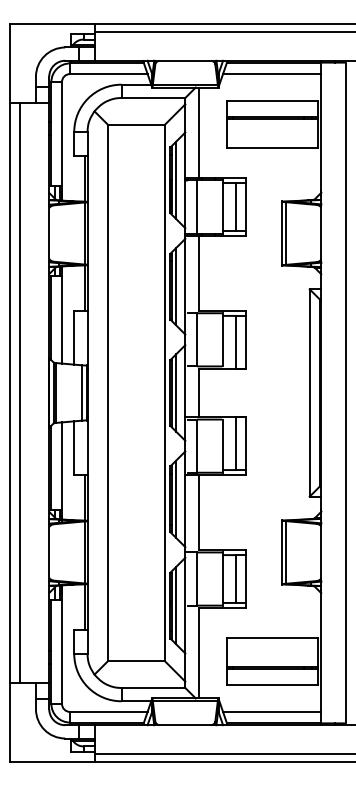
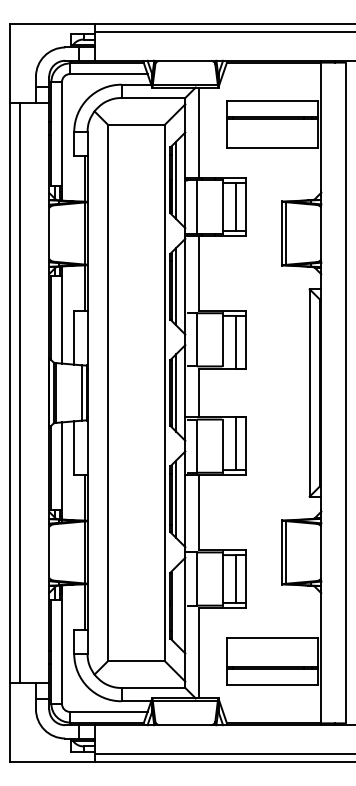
line: present -> none (272, 74)
line: present -> none (176, 605)
line: present -> none (272, 711)
